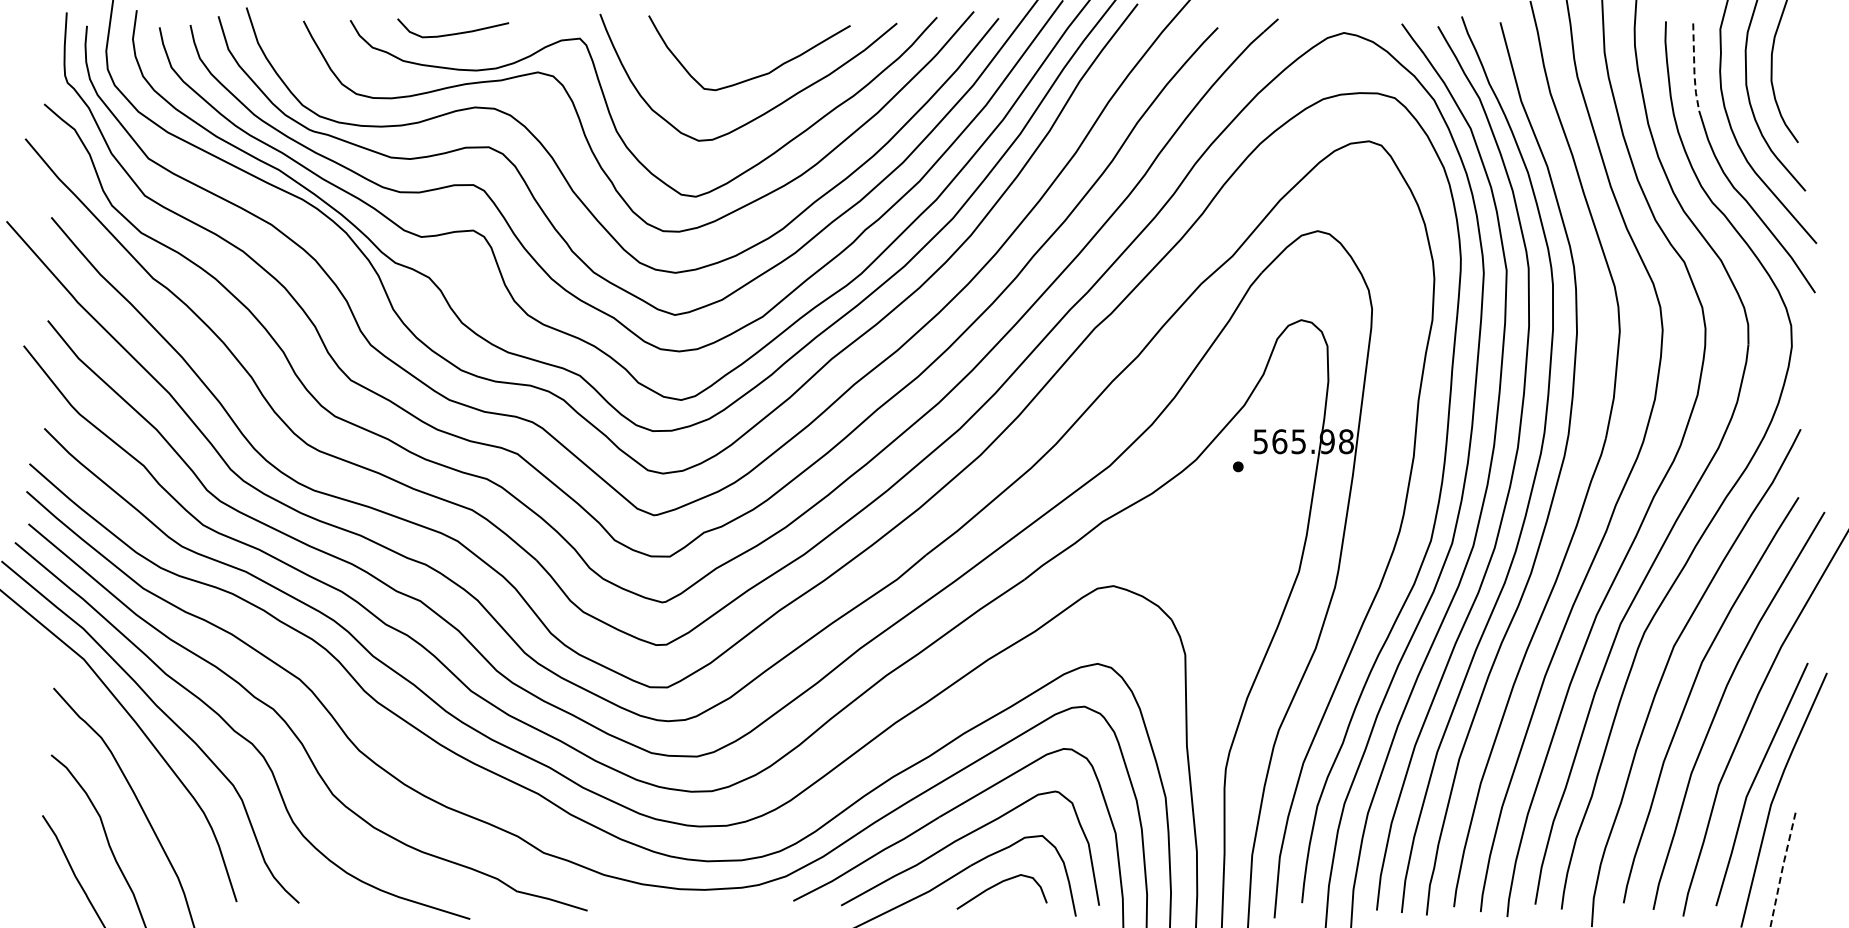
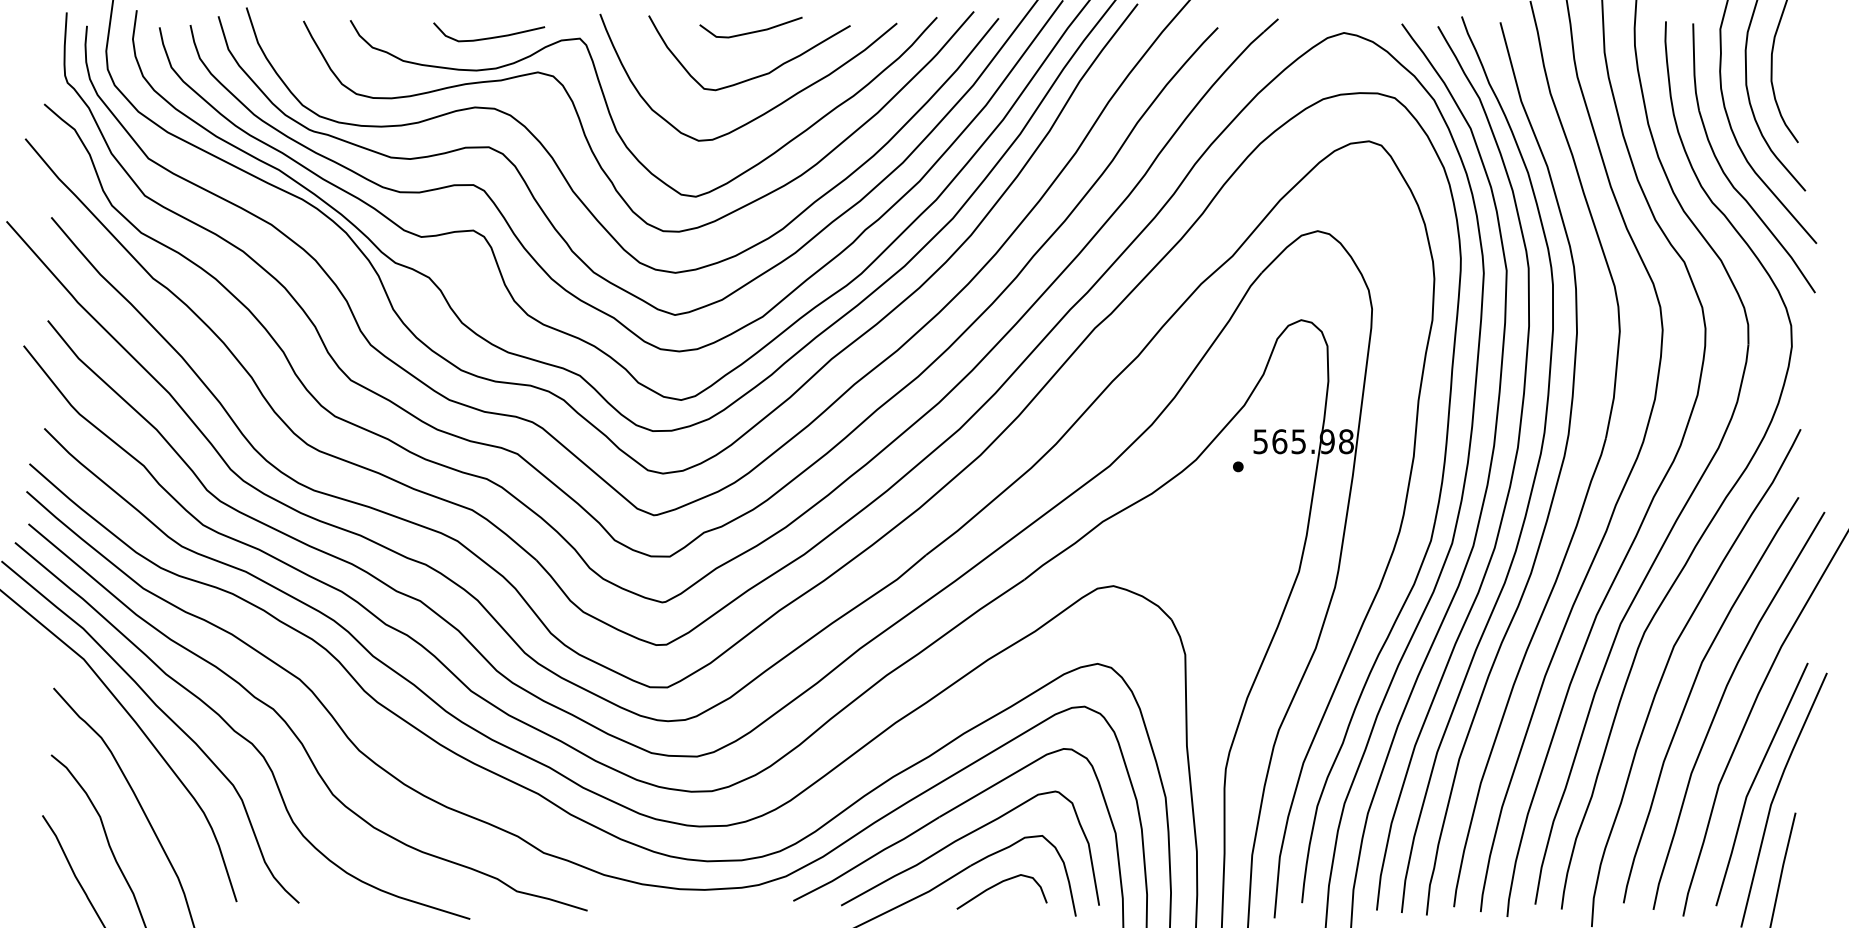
line: none -> present (751, 31)
curve position: (453, 33) -> (489, 37) (489, 37)
line: dashed -> solid (1694, 69)
line: dashed -> solid (1782, 869)
